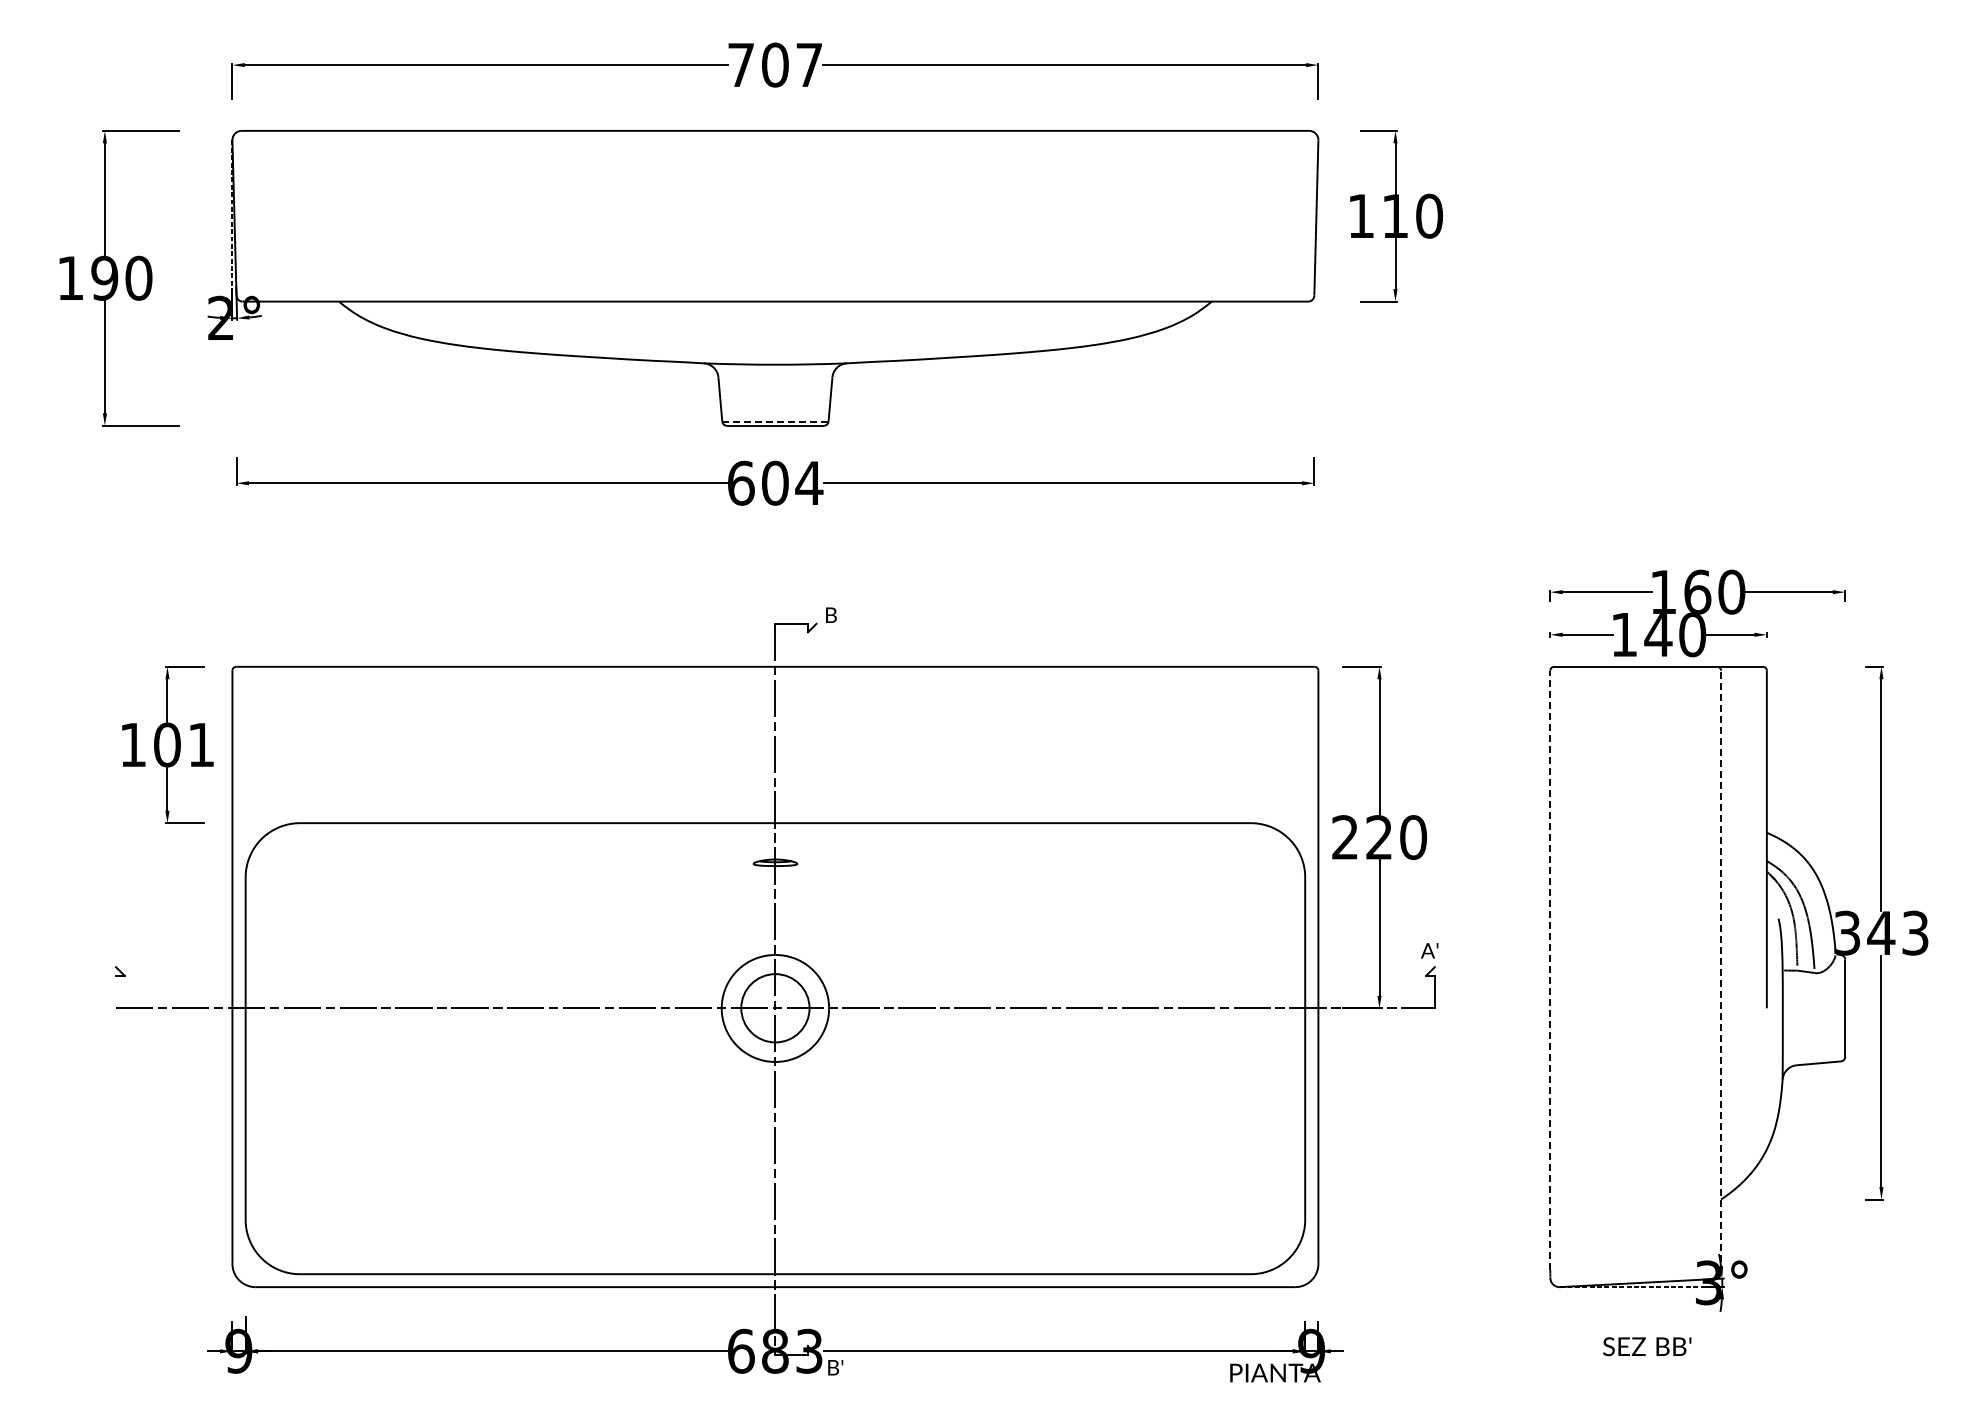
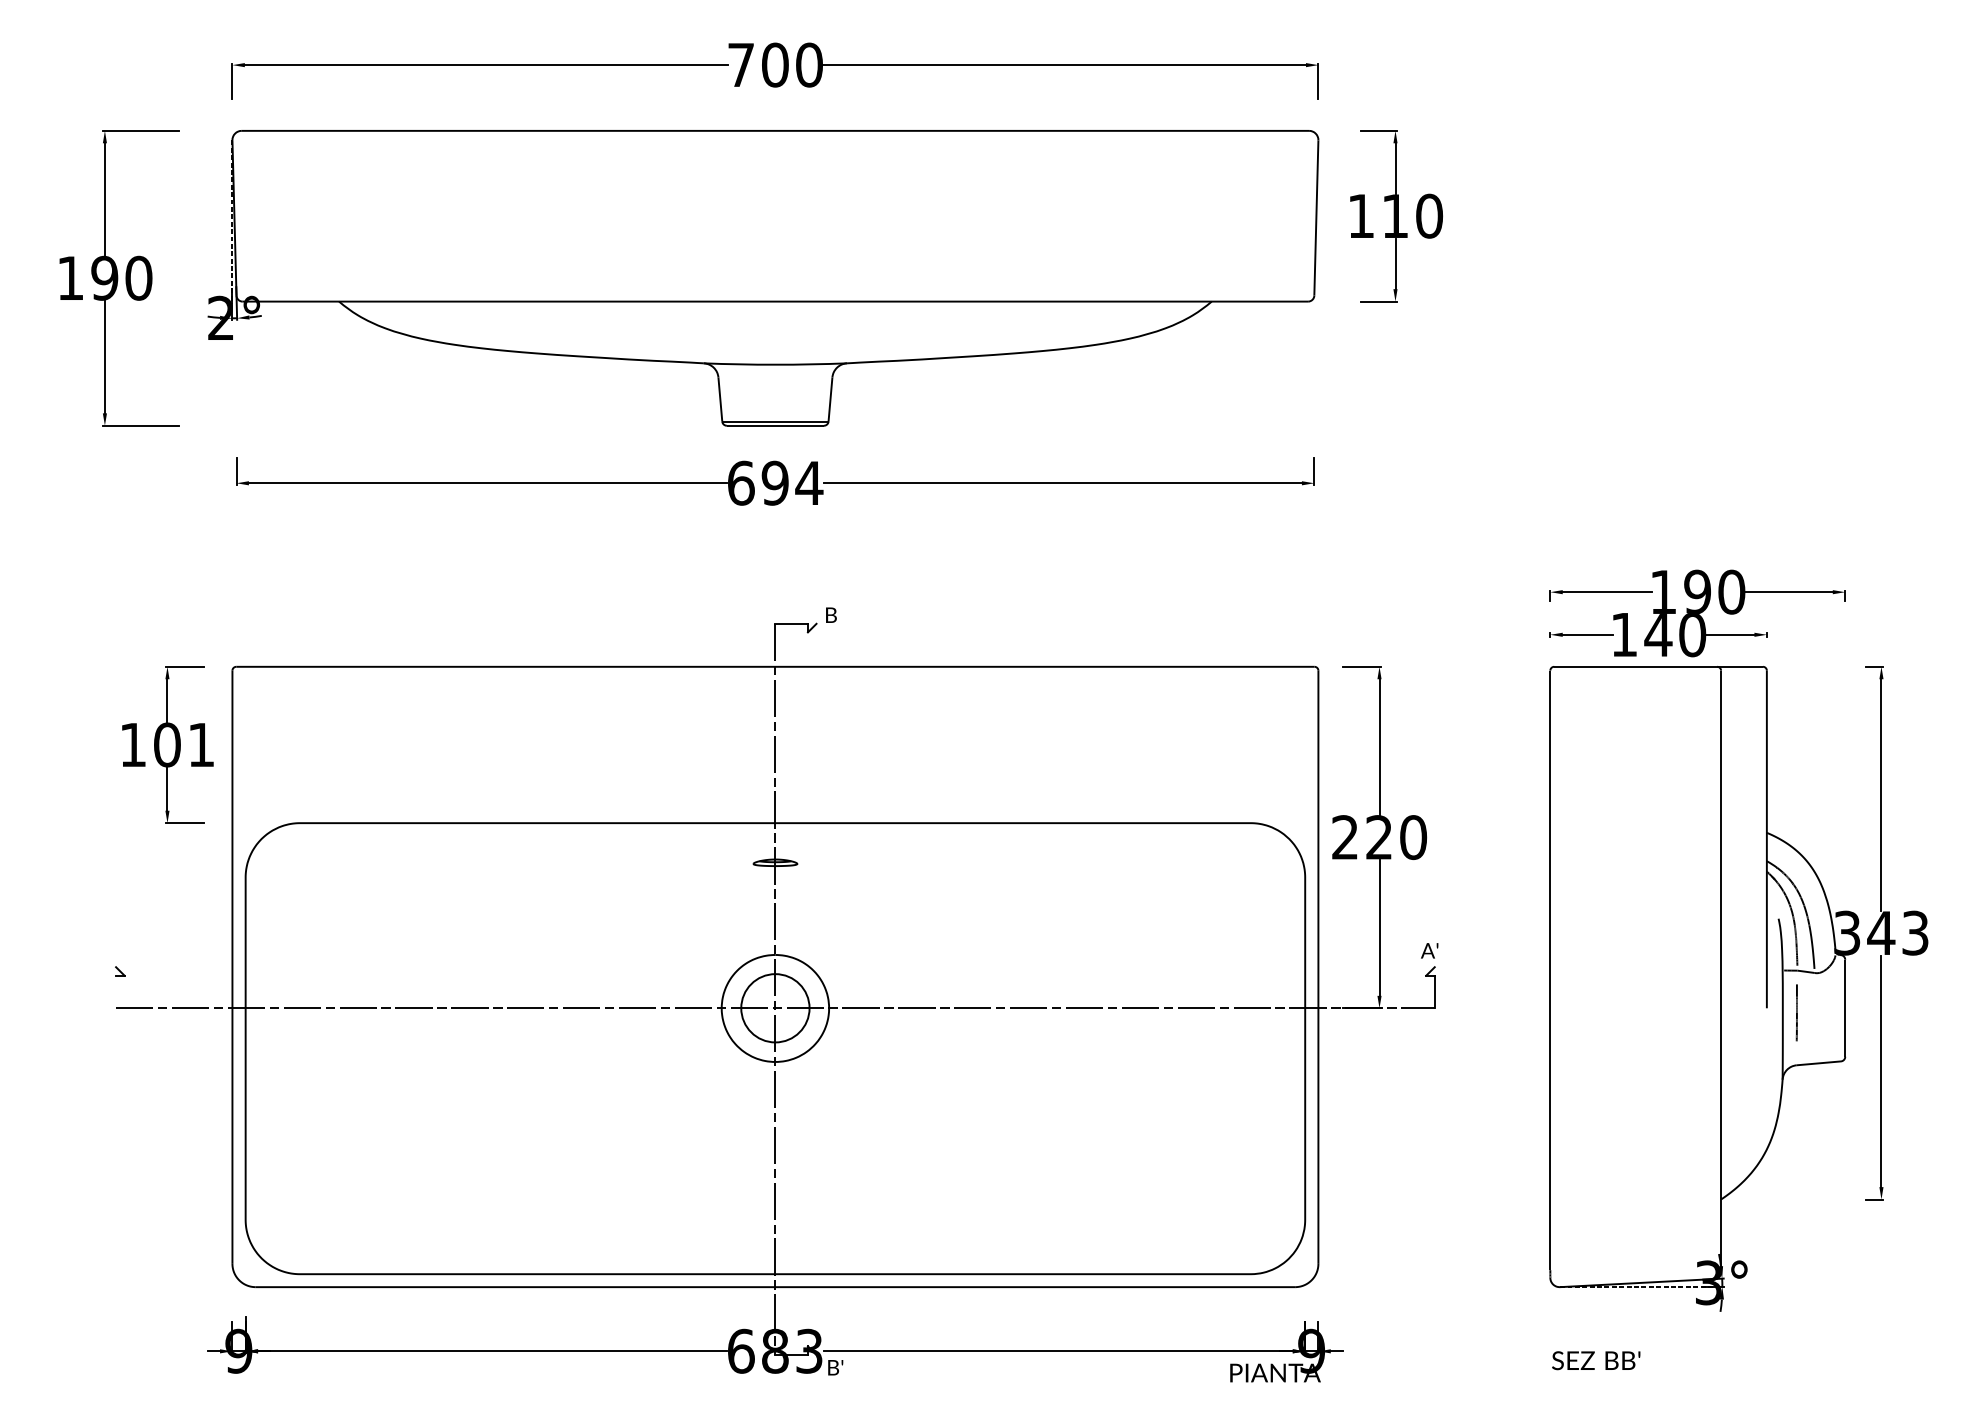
text: 707 -> 700 (809, 64)
line: dashed -> solid (775, 421)
text: 604 -> 694 (774, 482)
text: 160 -> 190 (1697, 591)
line: dashed -> solid (1550, 970)
line: dashed -> solid (1721, 971)
line: none -> present (1796, 1012)
text position: (1647, 1346) -> (1596, 1360) (1596, 1360)
